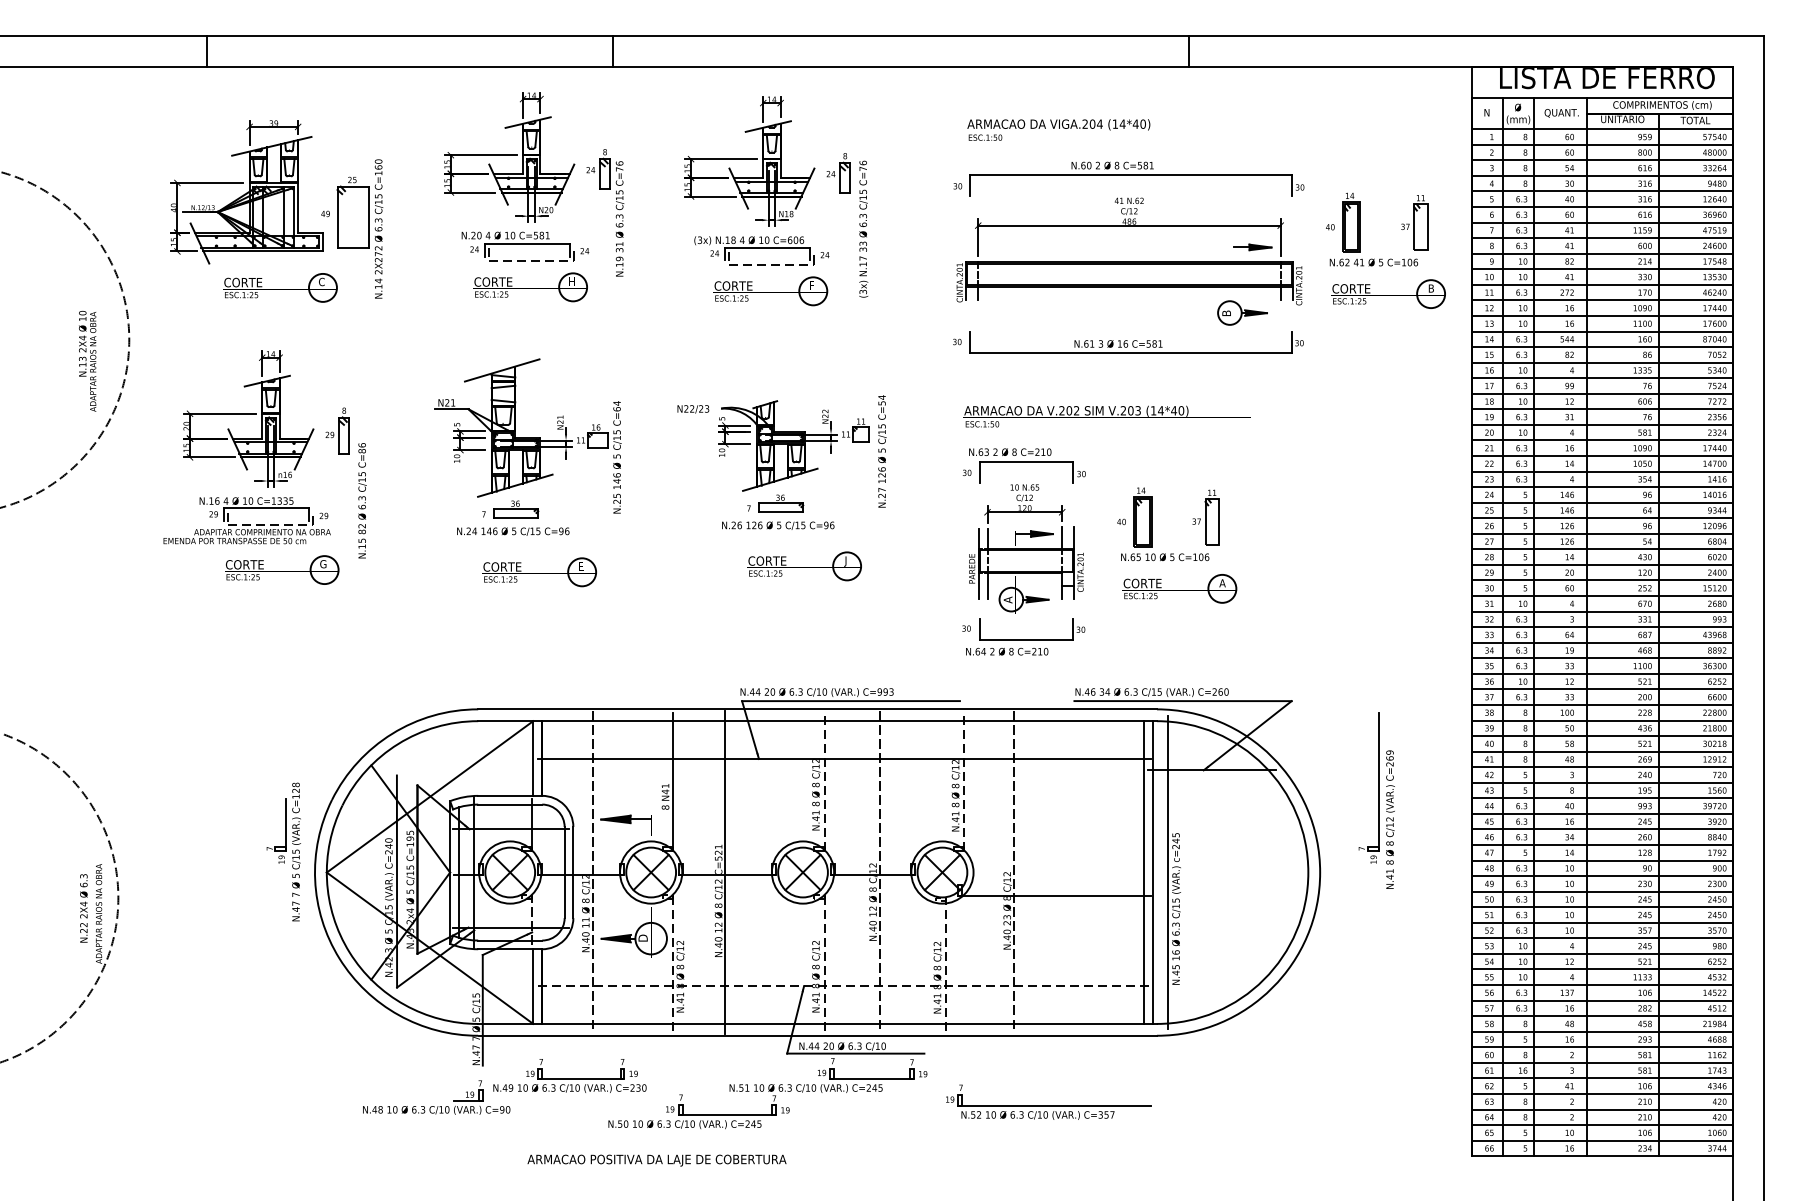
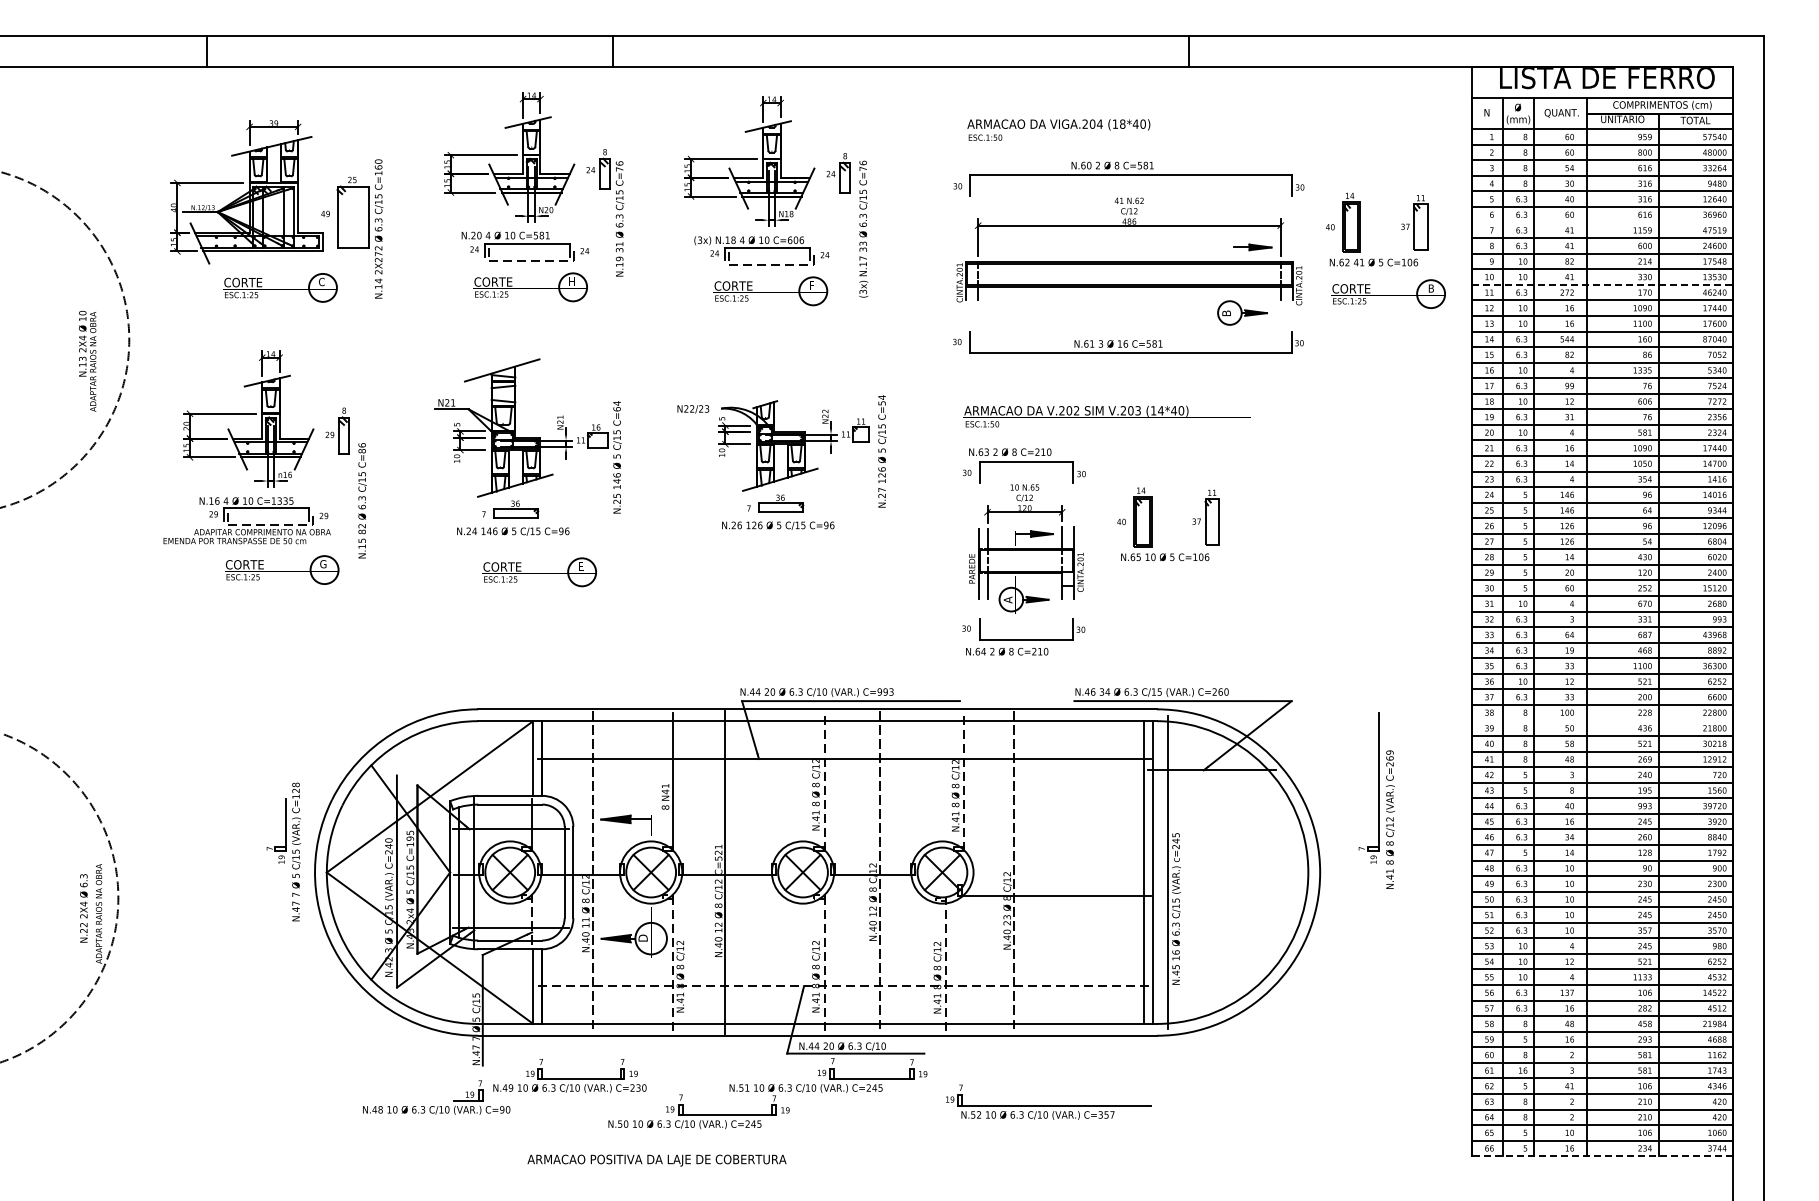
text: (14*40) -> (18*40) (1122, 123)
line: present -> none (1602, 222)
line: solid -> dashed (1602, 284)
part: present -> none (804, 566)
part: present -> none (1179, 588)
line: present -> none (1602, 720)
line: solid -> dashed (1602, 1156)
